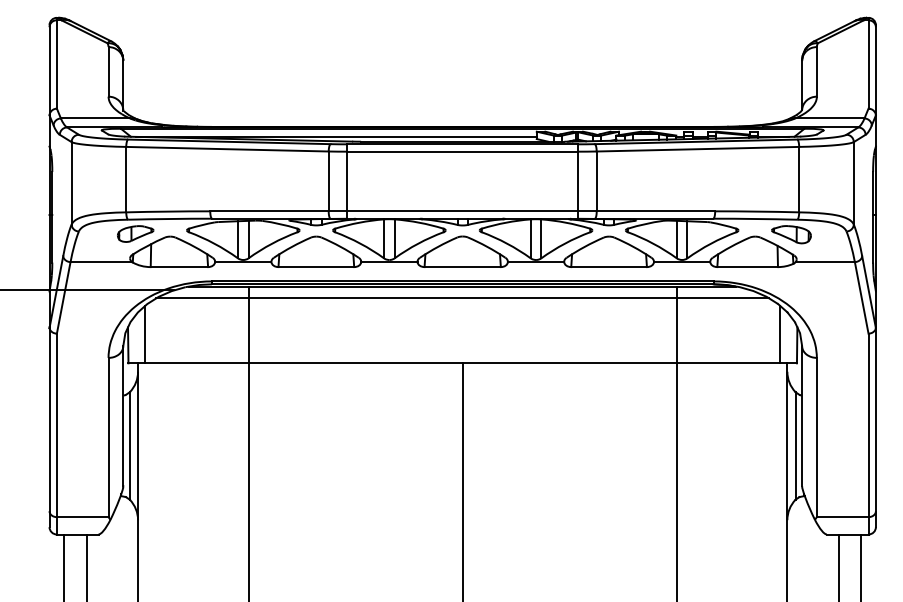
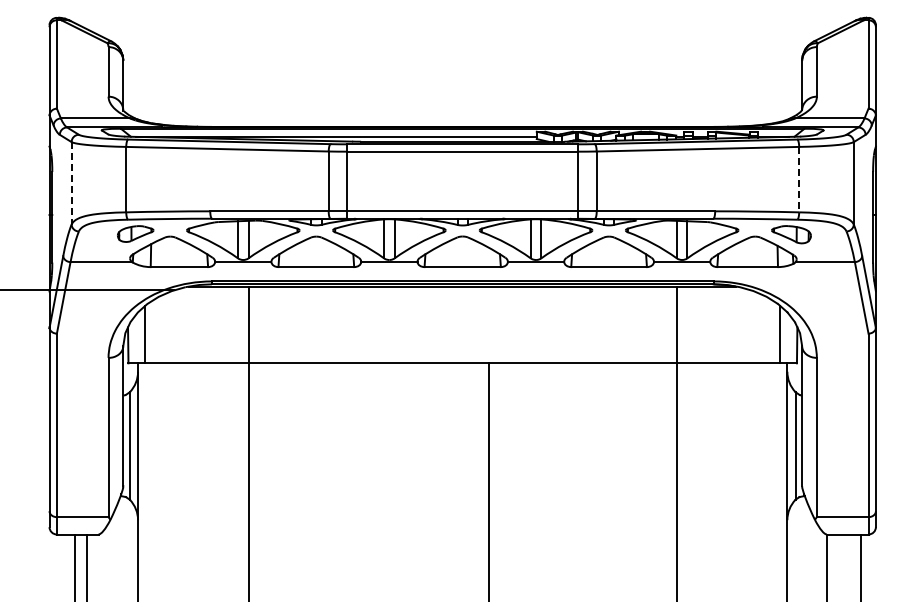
line: solid -> dashed (799, 179)
line: solid -> dashed (71, 183)
line: present -> none (462, 298)
line position: (462, 480) -> (488, 480) (488, 480)
line position: (64, 566) -> (75, 566) (75, 566)
line position: (838, 566) -> (826, 566) (826, 566)
